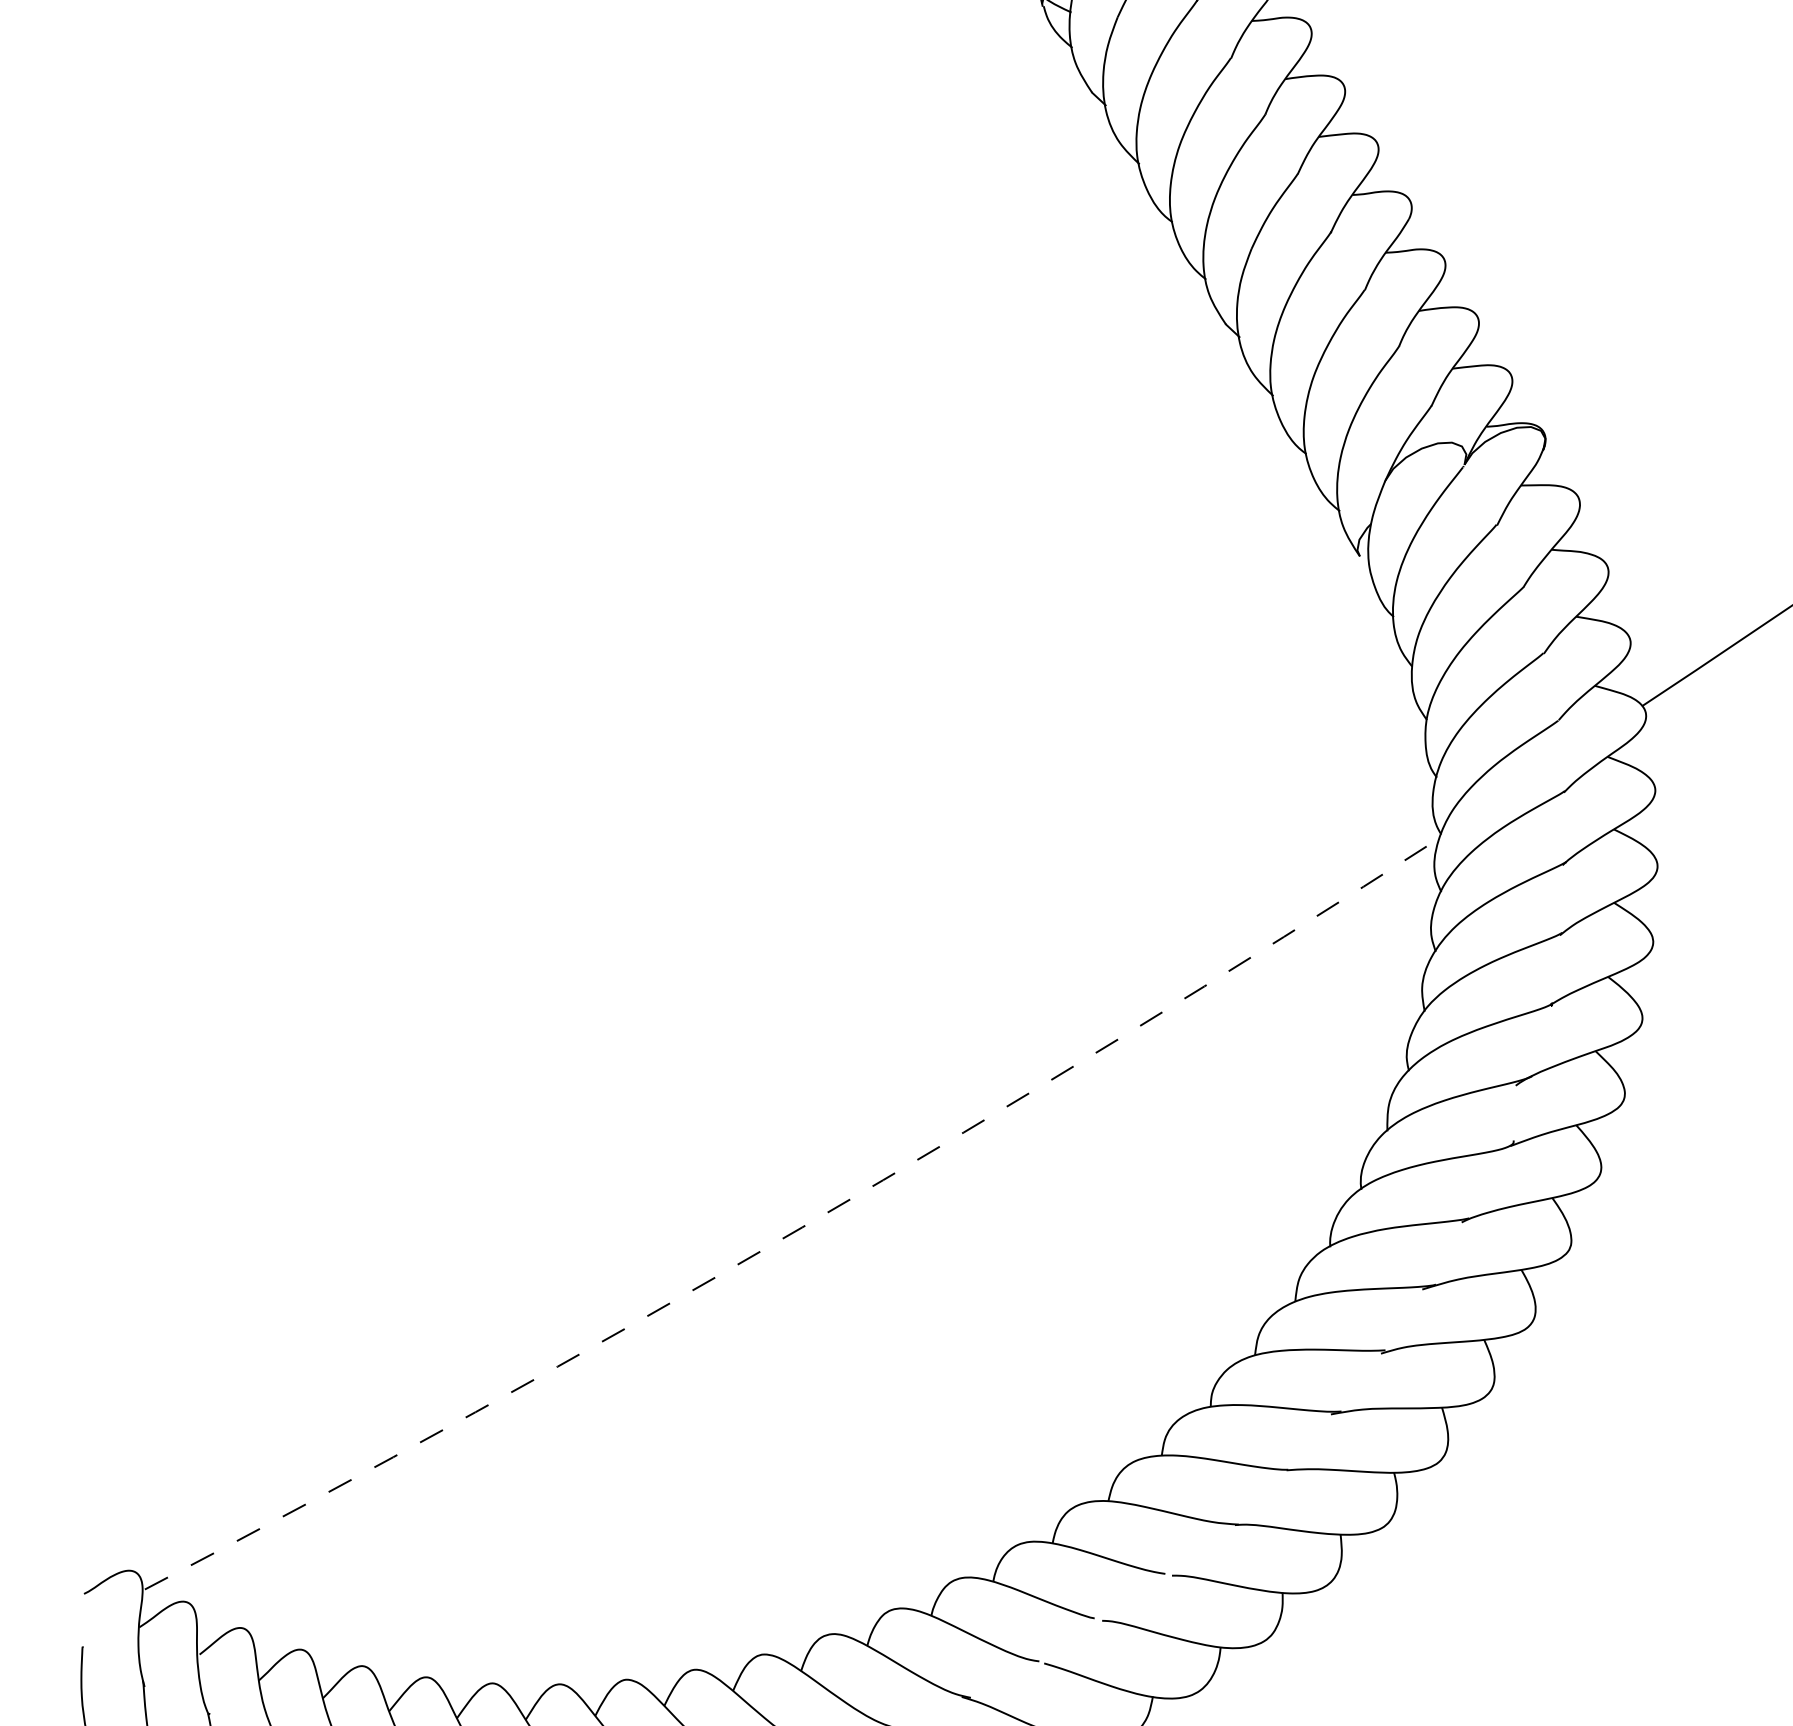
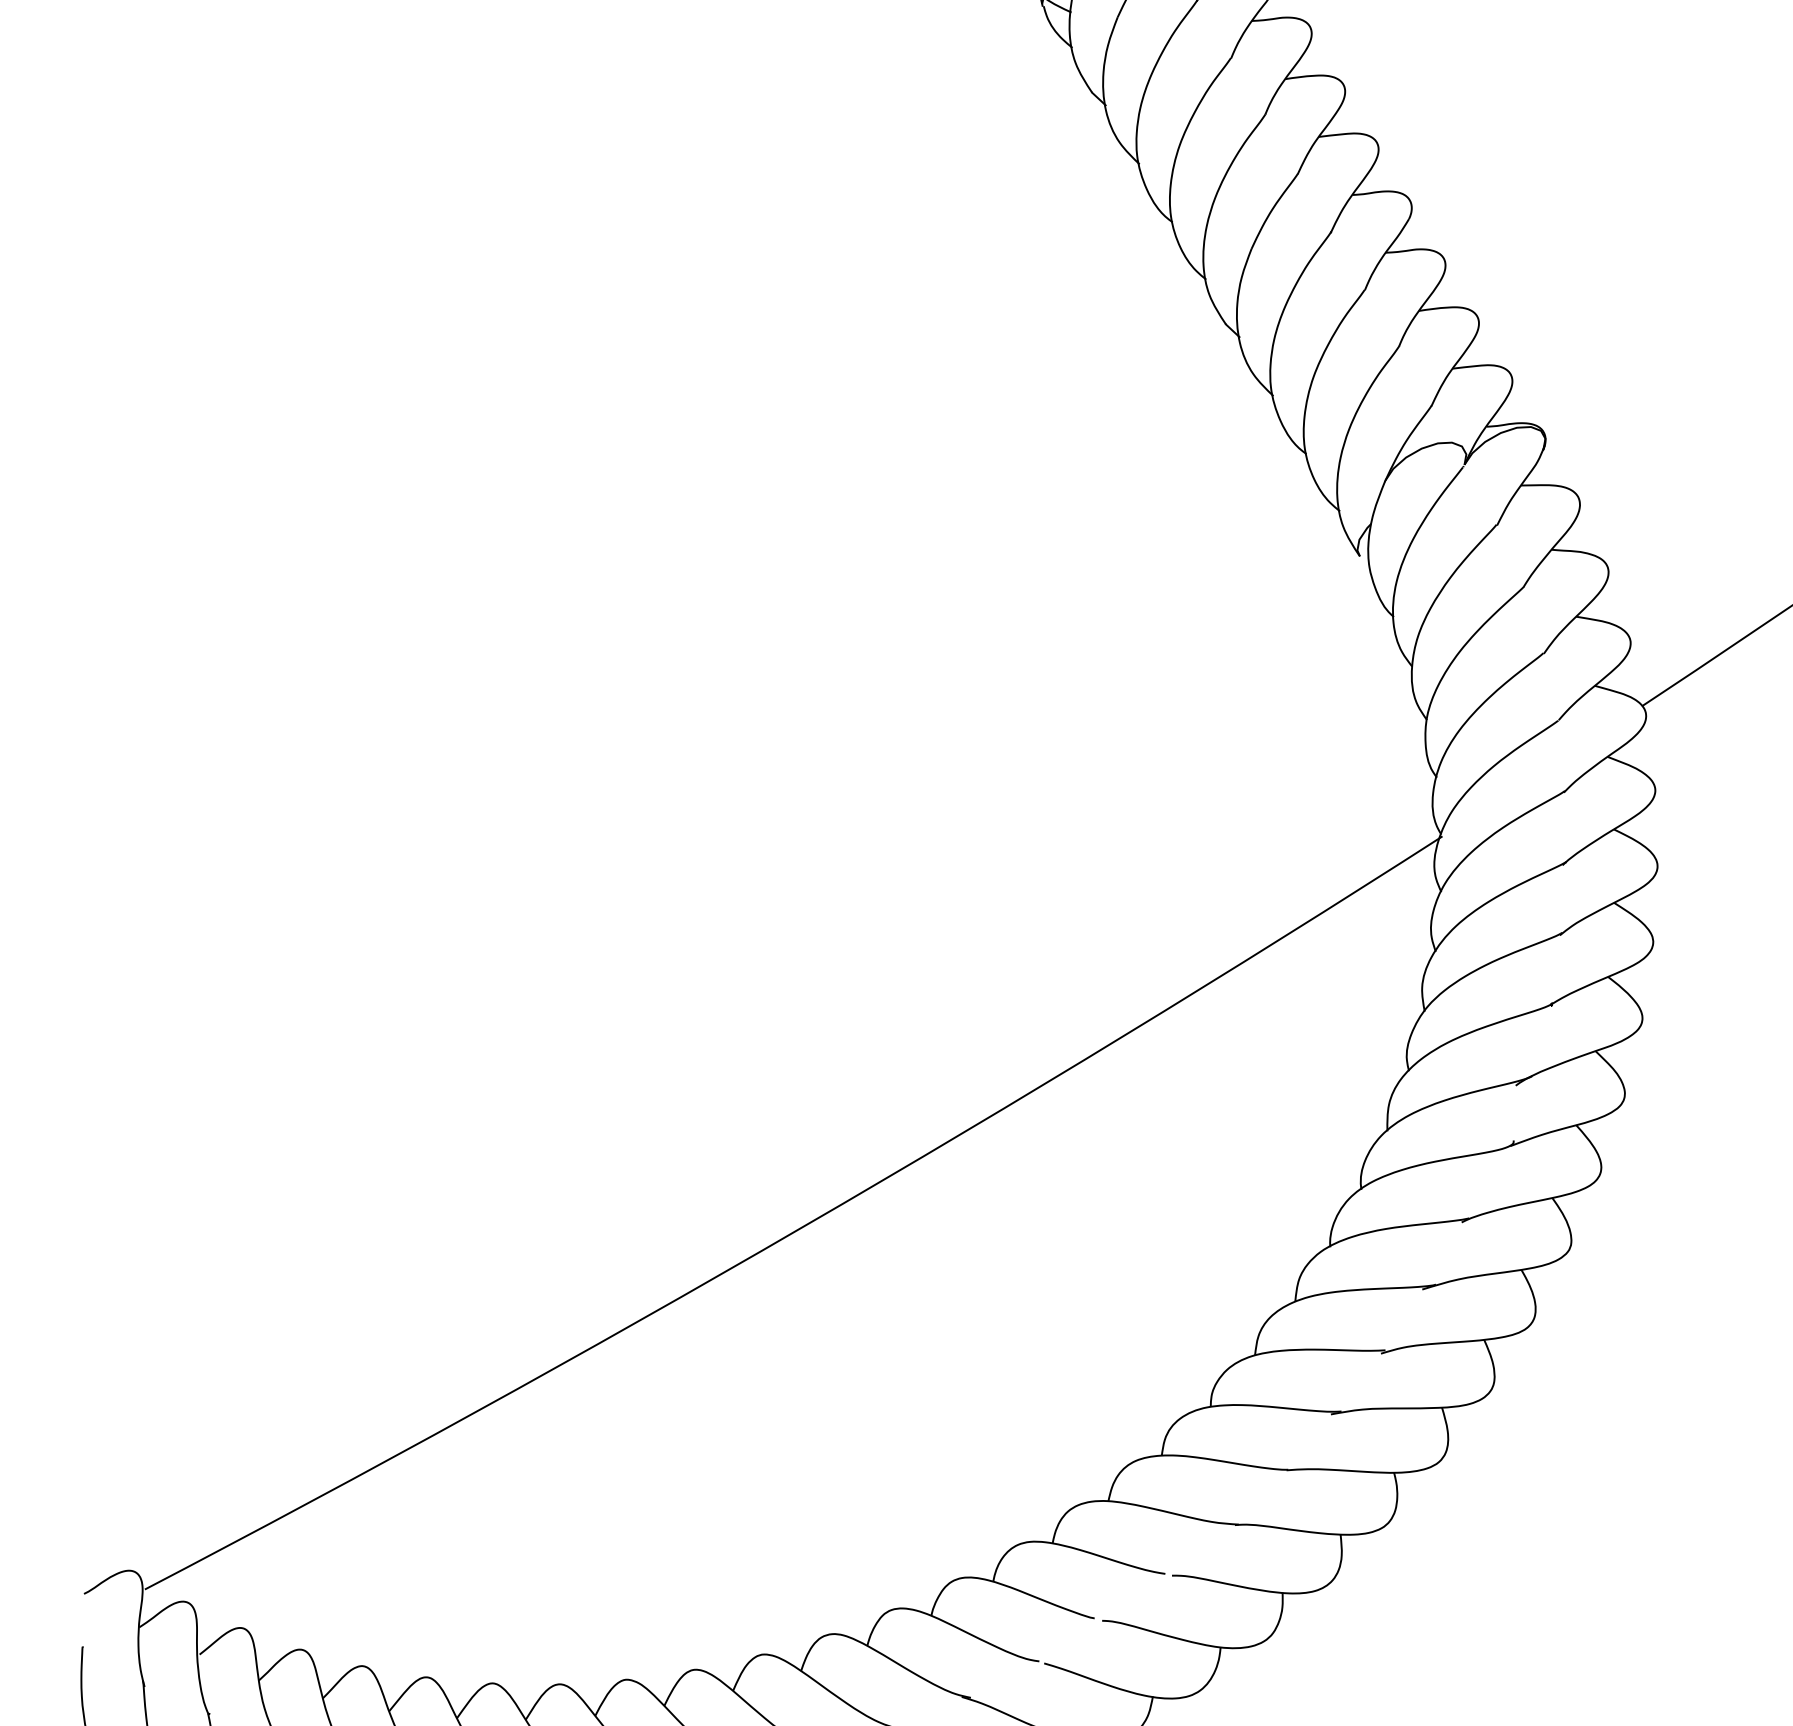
arc: dashed -> solid (802, 1227)
